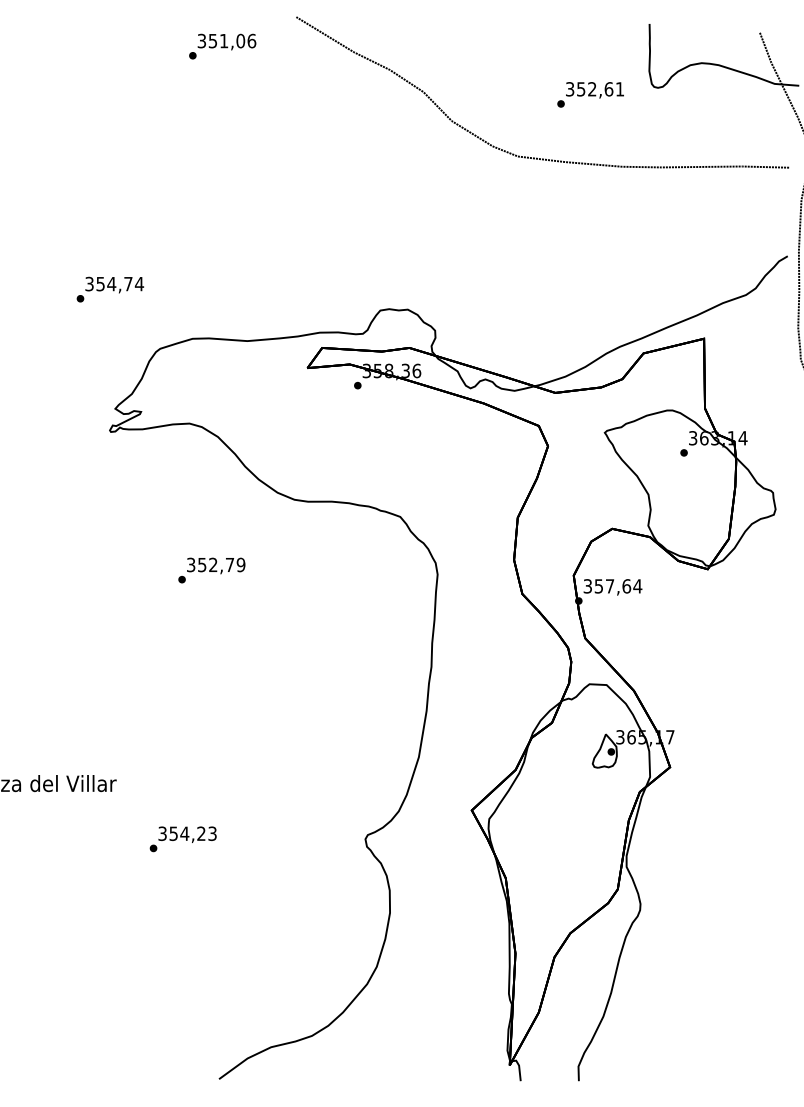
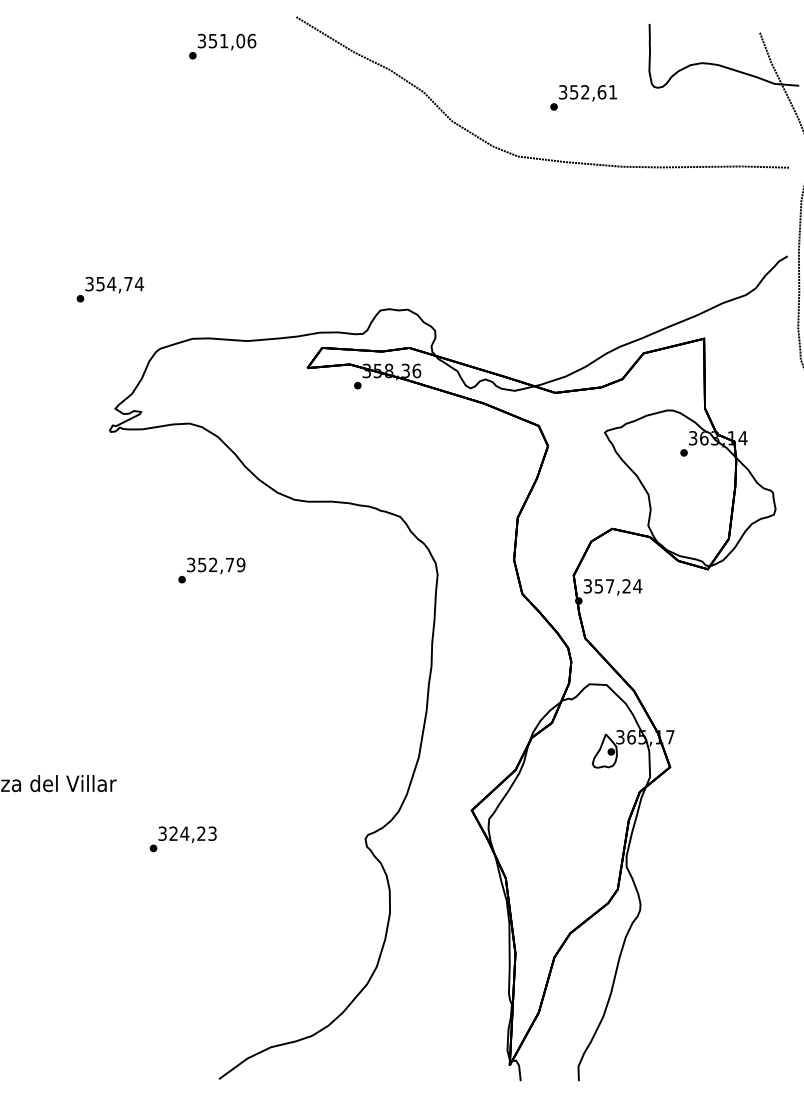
text position: (590, 94) -> (583, 97) (583, 97)
text: 357,64 -> 357,24 (626, 586)
text: 354,23 -> 324,23 (173, 833)
